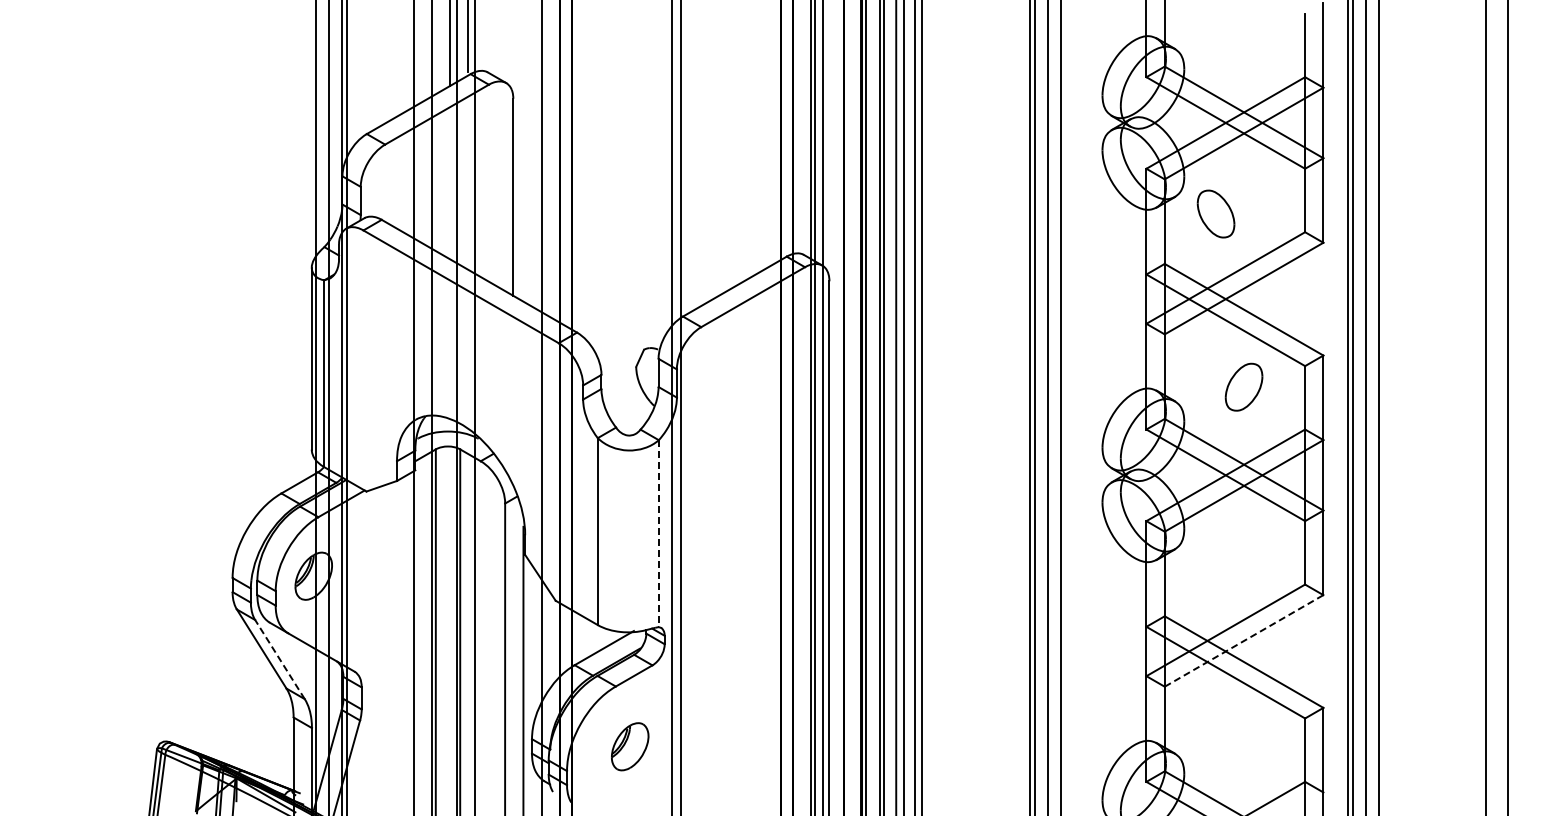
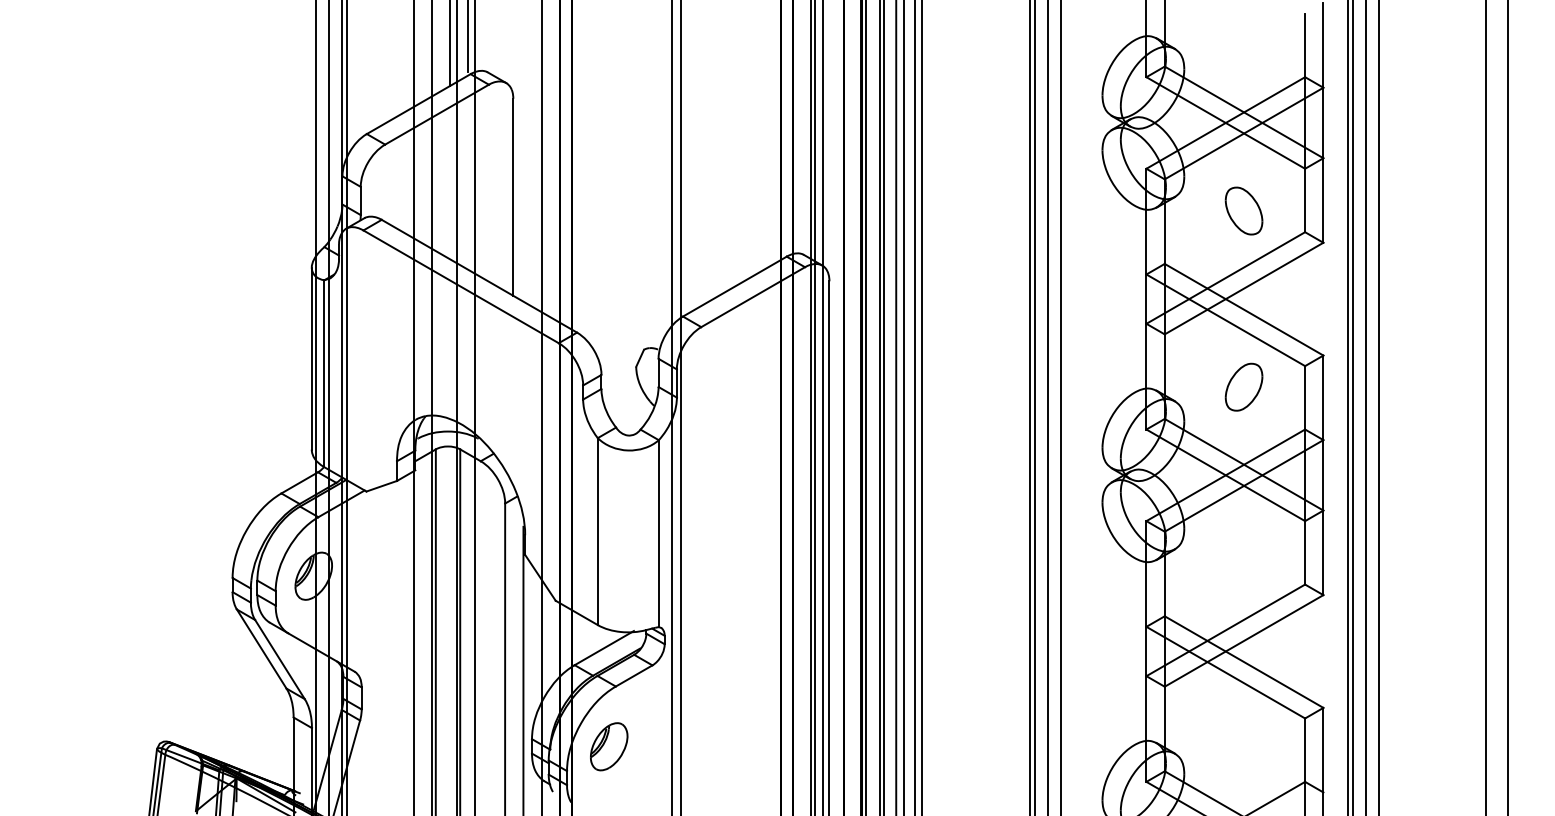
part position: (1215, 213) -> (1243, 210) (1243, 210)
line: dashed -> solid (658, 534)
line: dashed -> solid (1244, 640)
line: dashed -> solid (280, 659)
part position: (630, 746) -> (609, 746) (609, 746)
